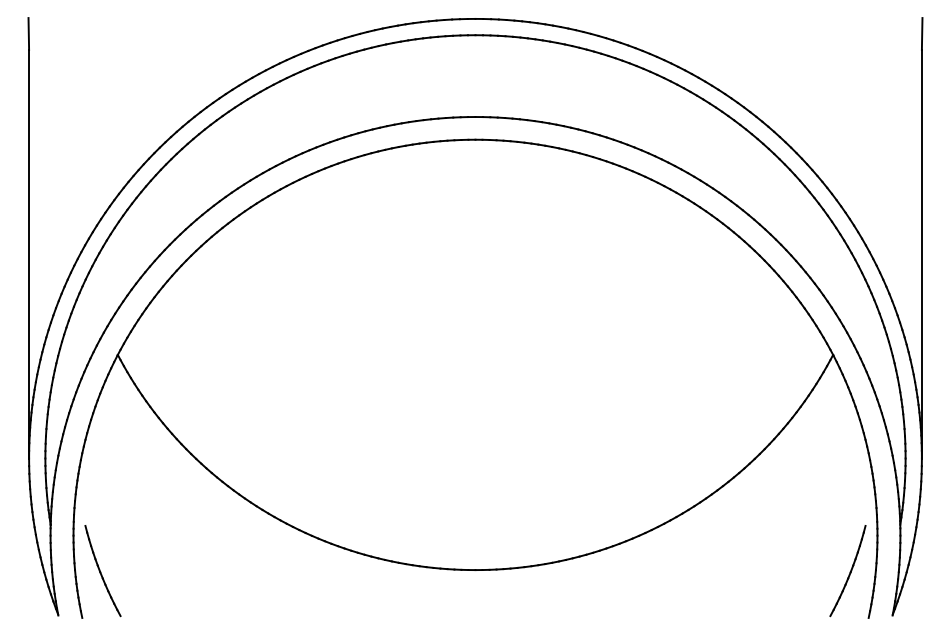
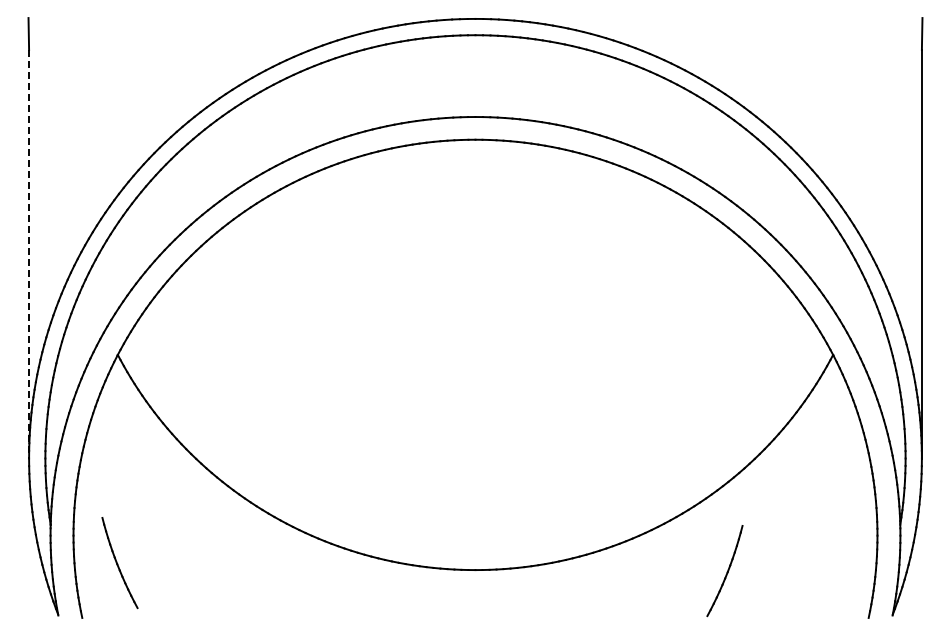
line: solid -> dashed (29, 254)
part position: (102, 571) -> (119, 563) (119, 563)
part position: (847, 571) -> (724, 571) (724, 571)
